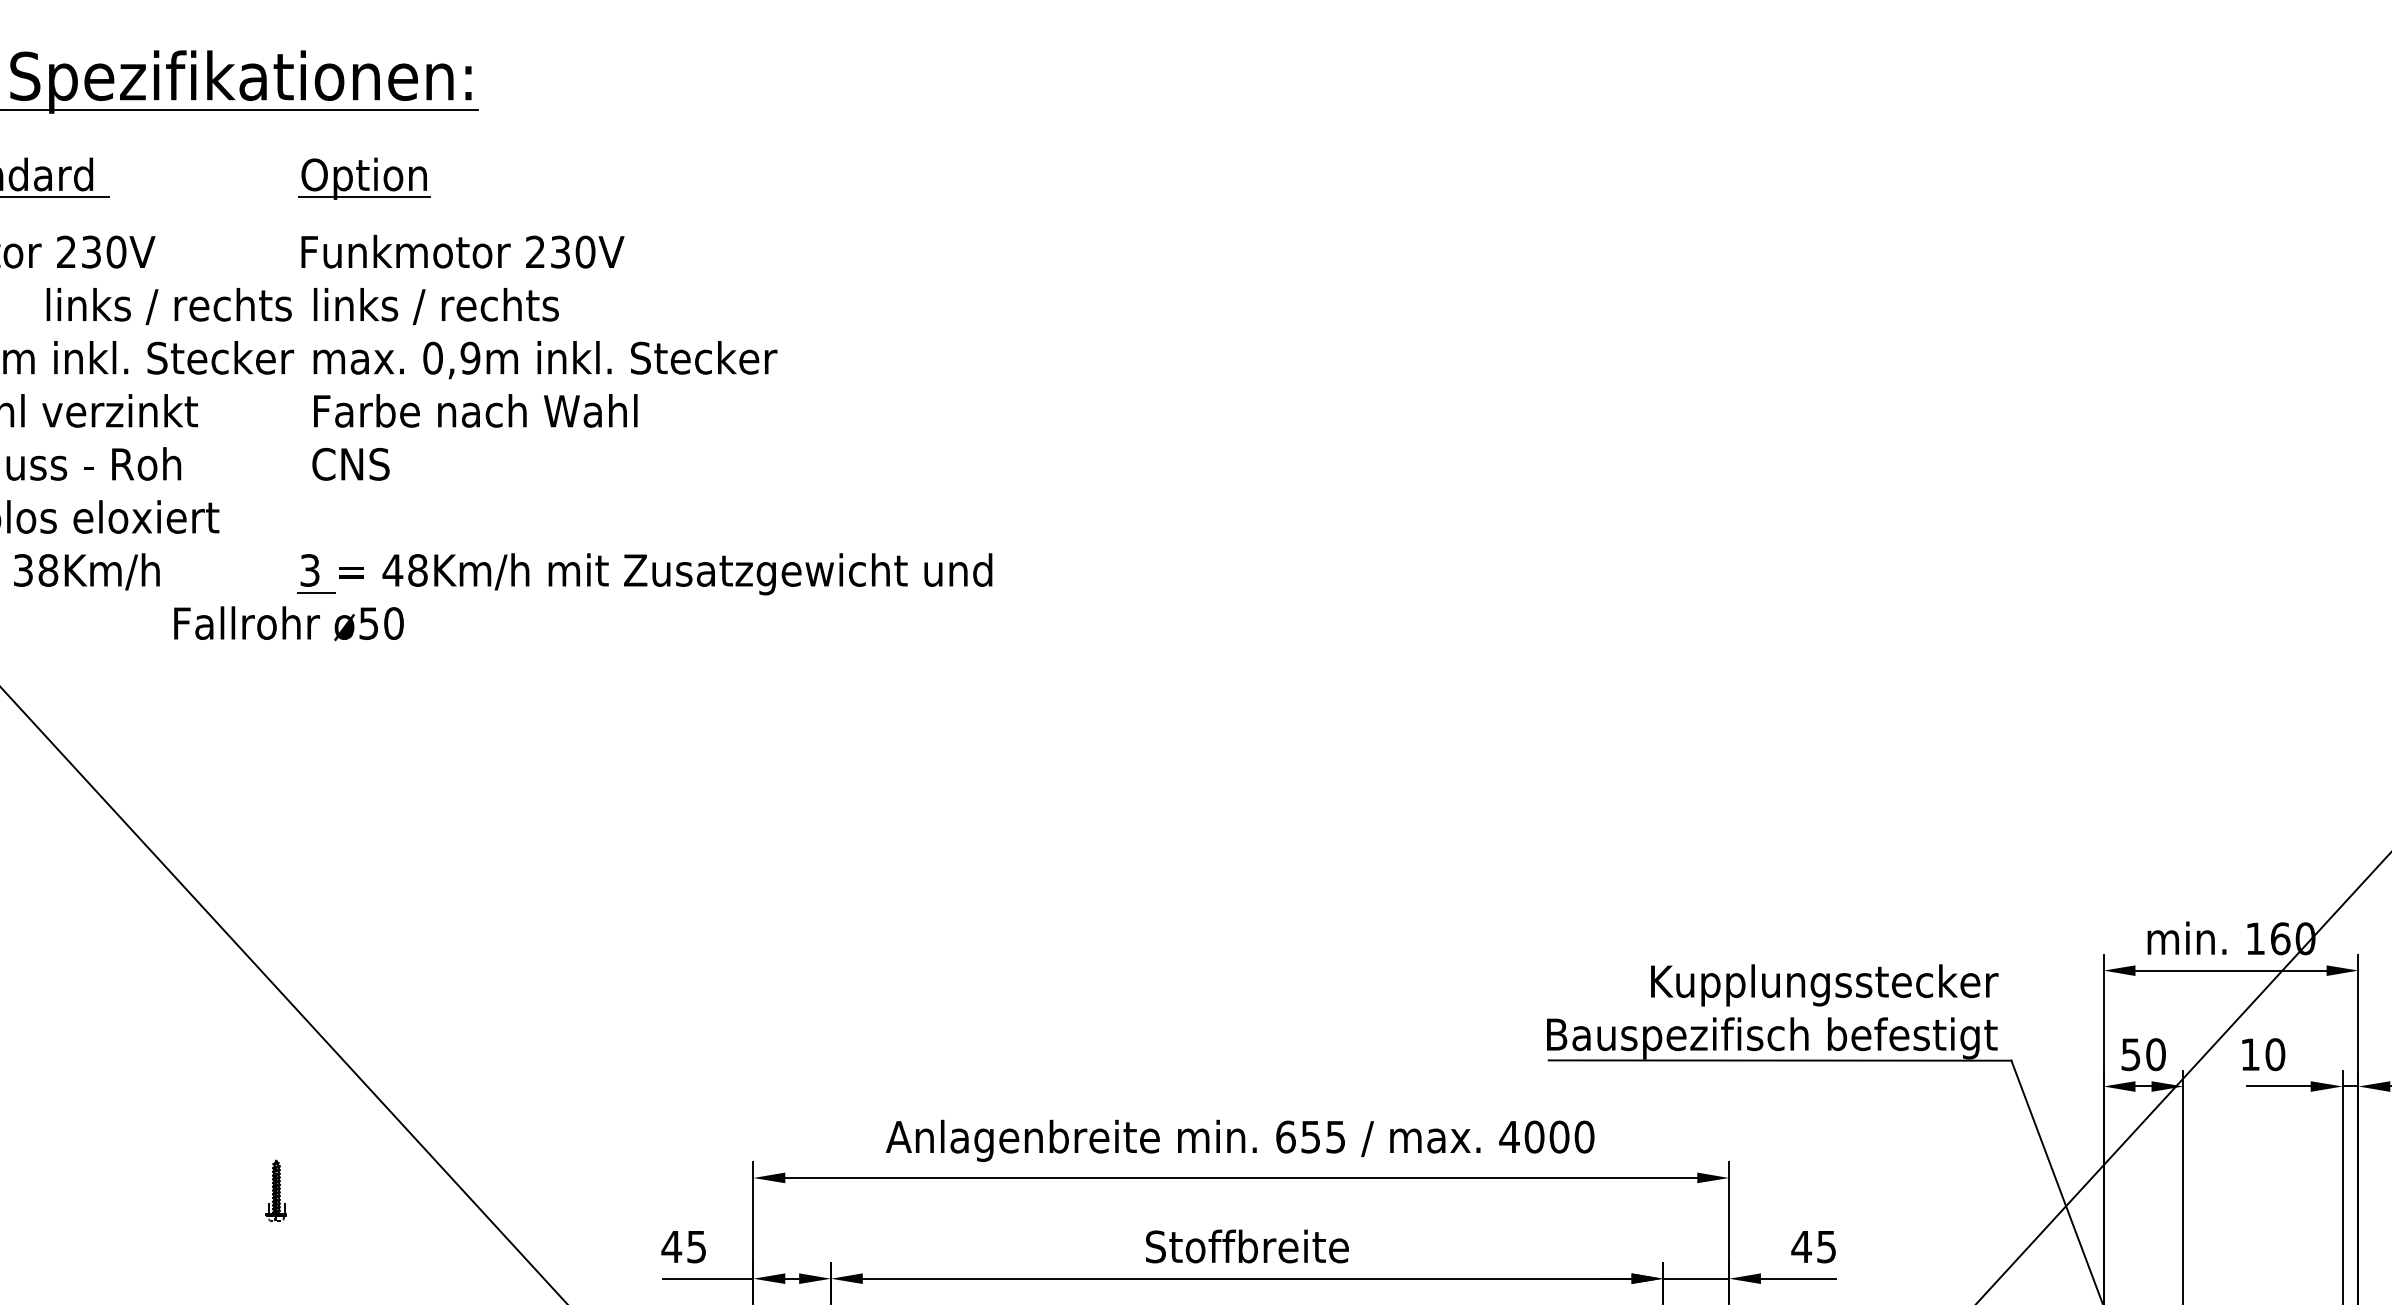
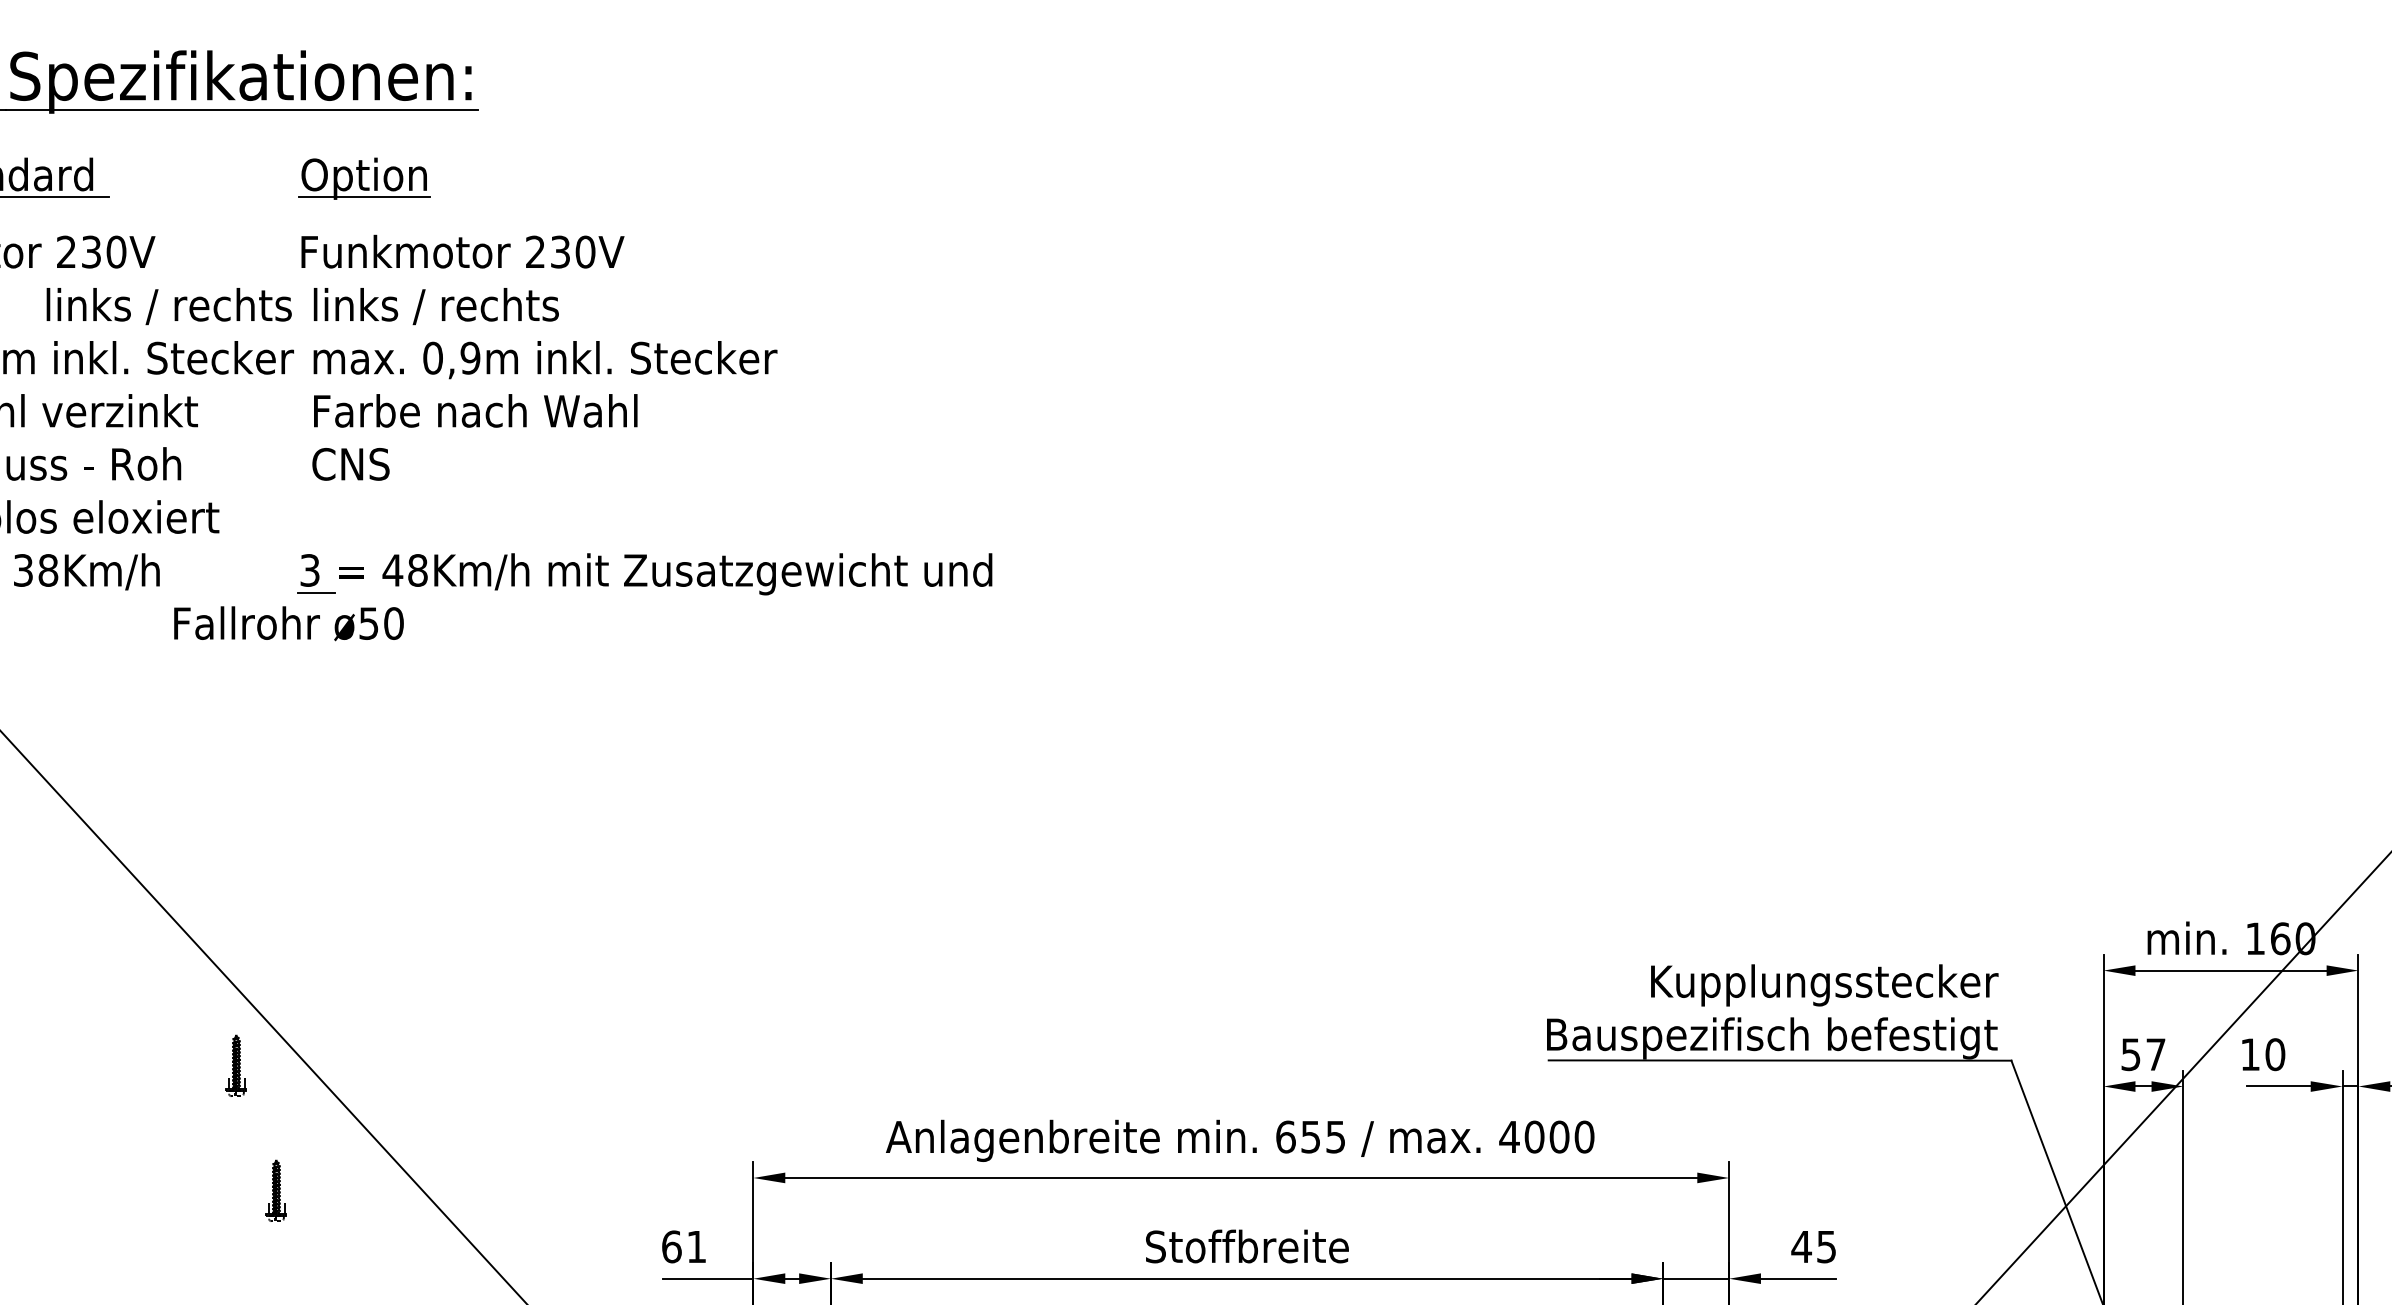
line position: (283, 994) -> (263, 1016) (263, 1016)
text: 50 -> 57 (2155, 1054)
part: none -> present (235, 1065)
text: 45 -> 61 (683, 1246)
